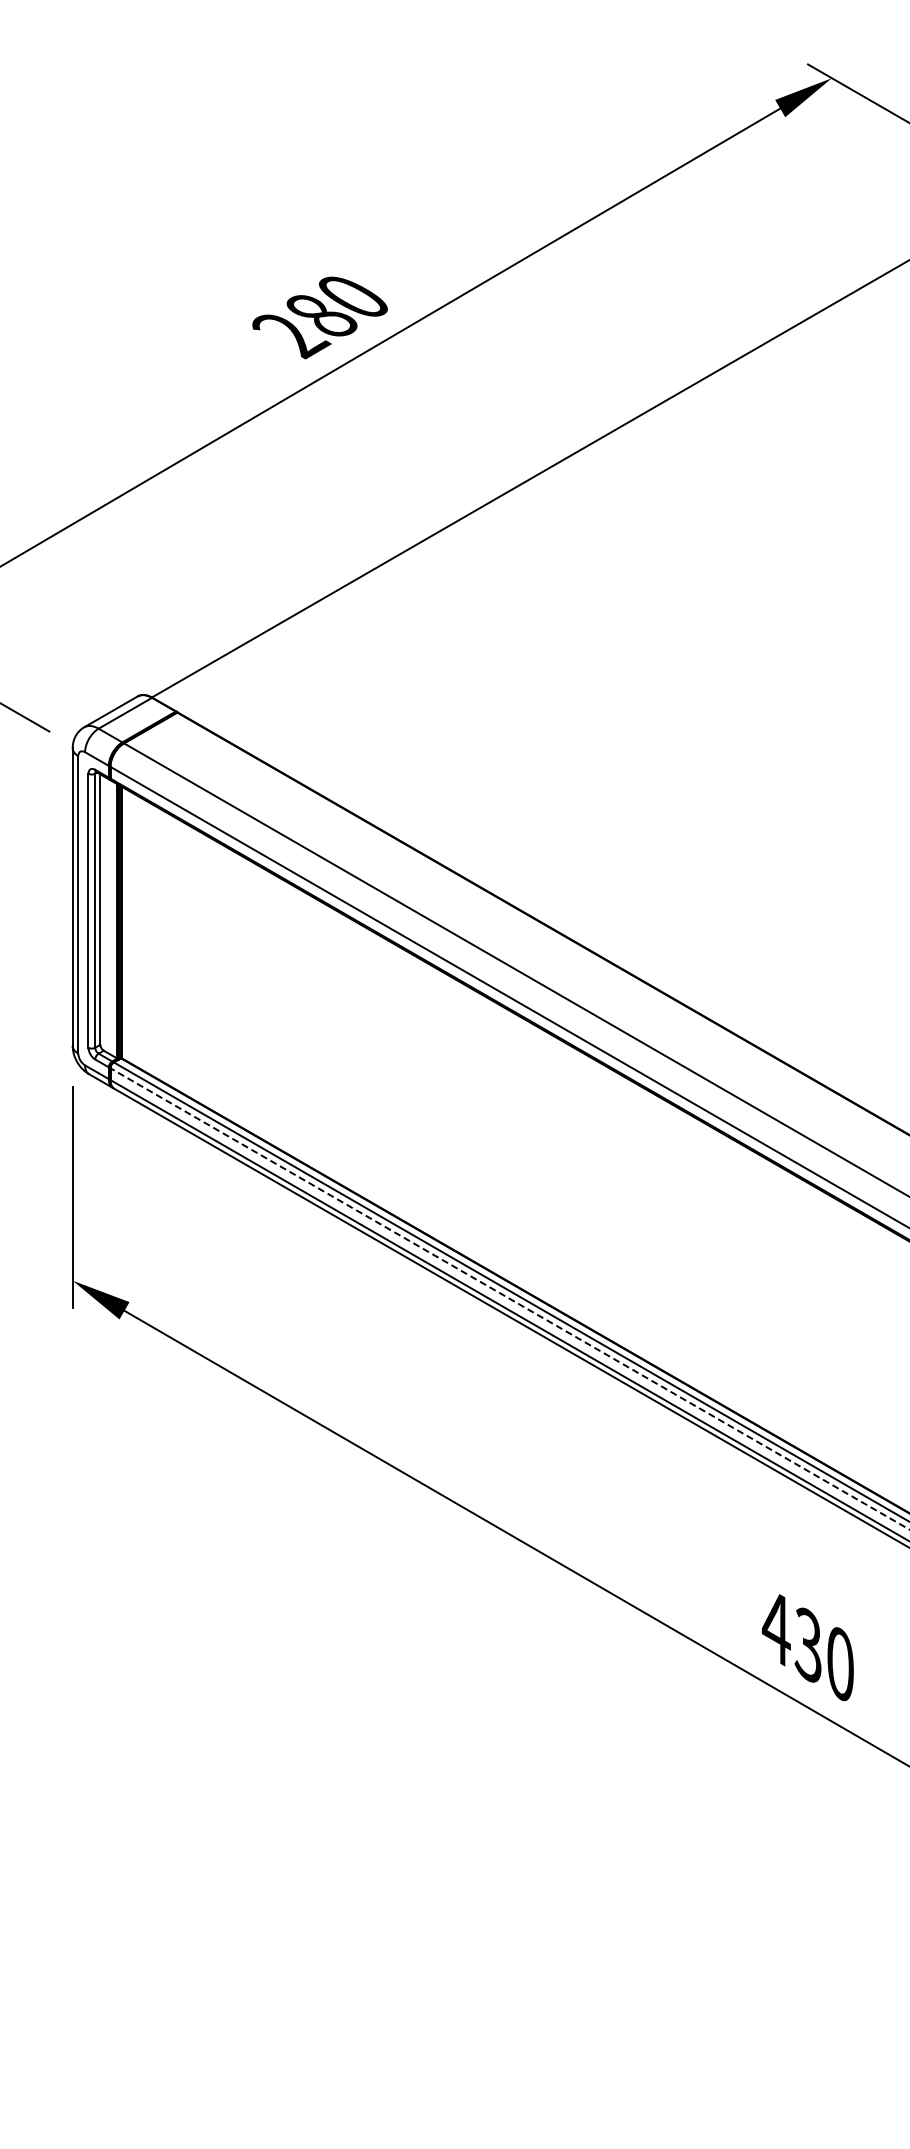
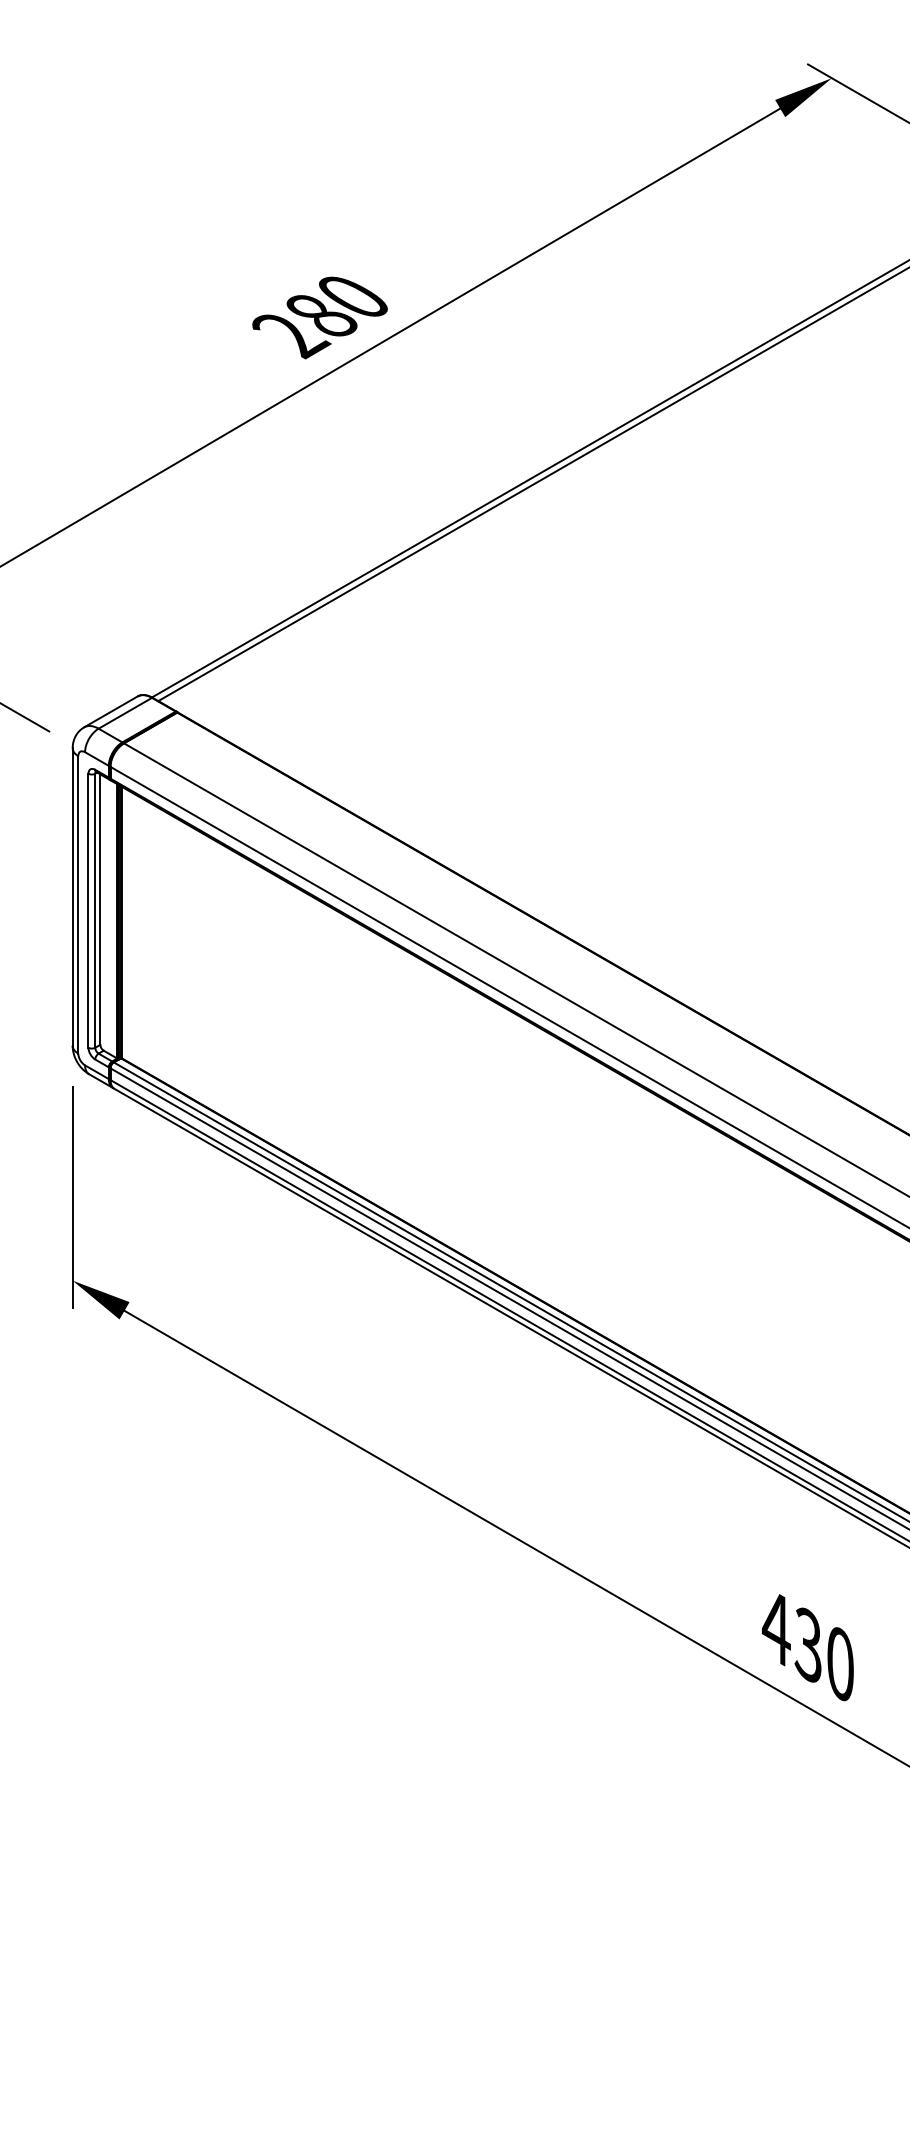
line: none -> present (532, 485)
line: dashed -> solid (509, 1298)
